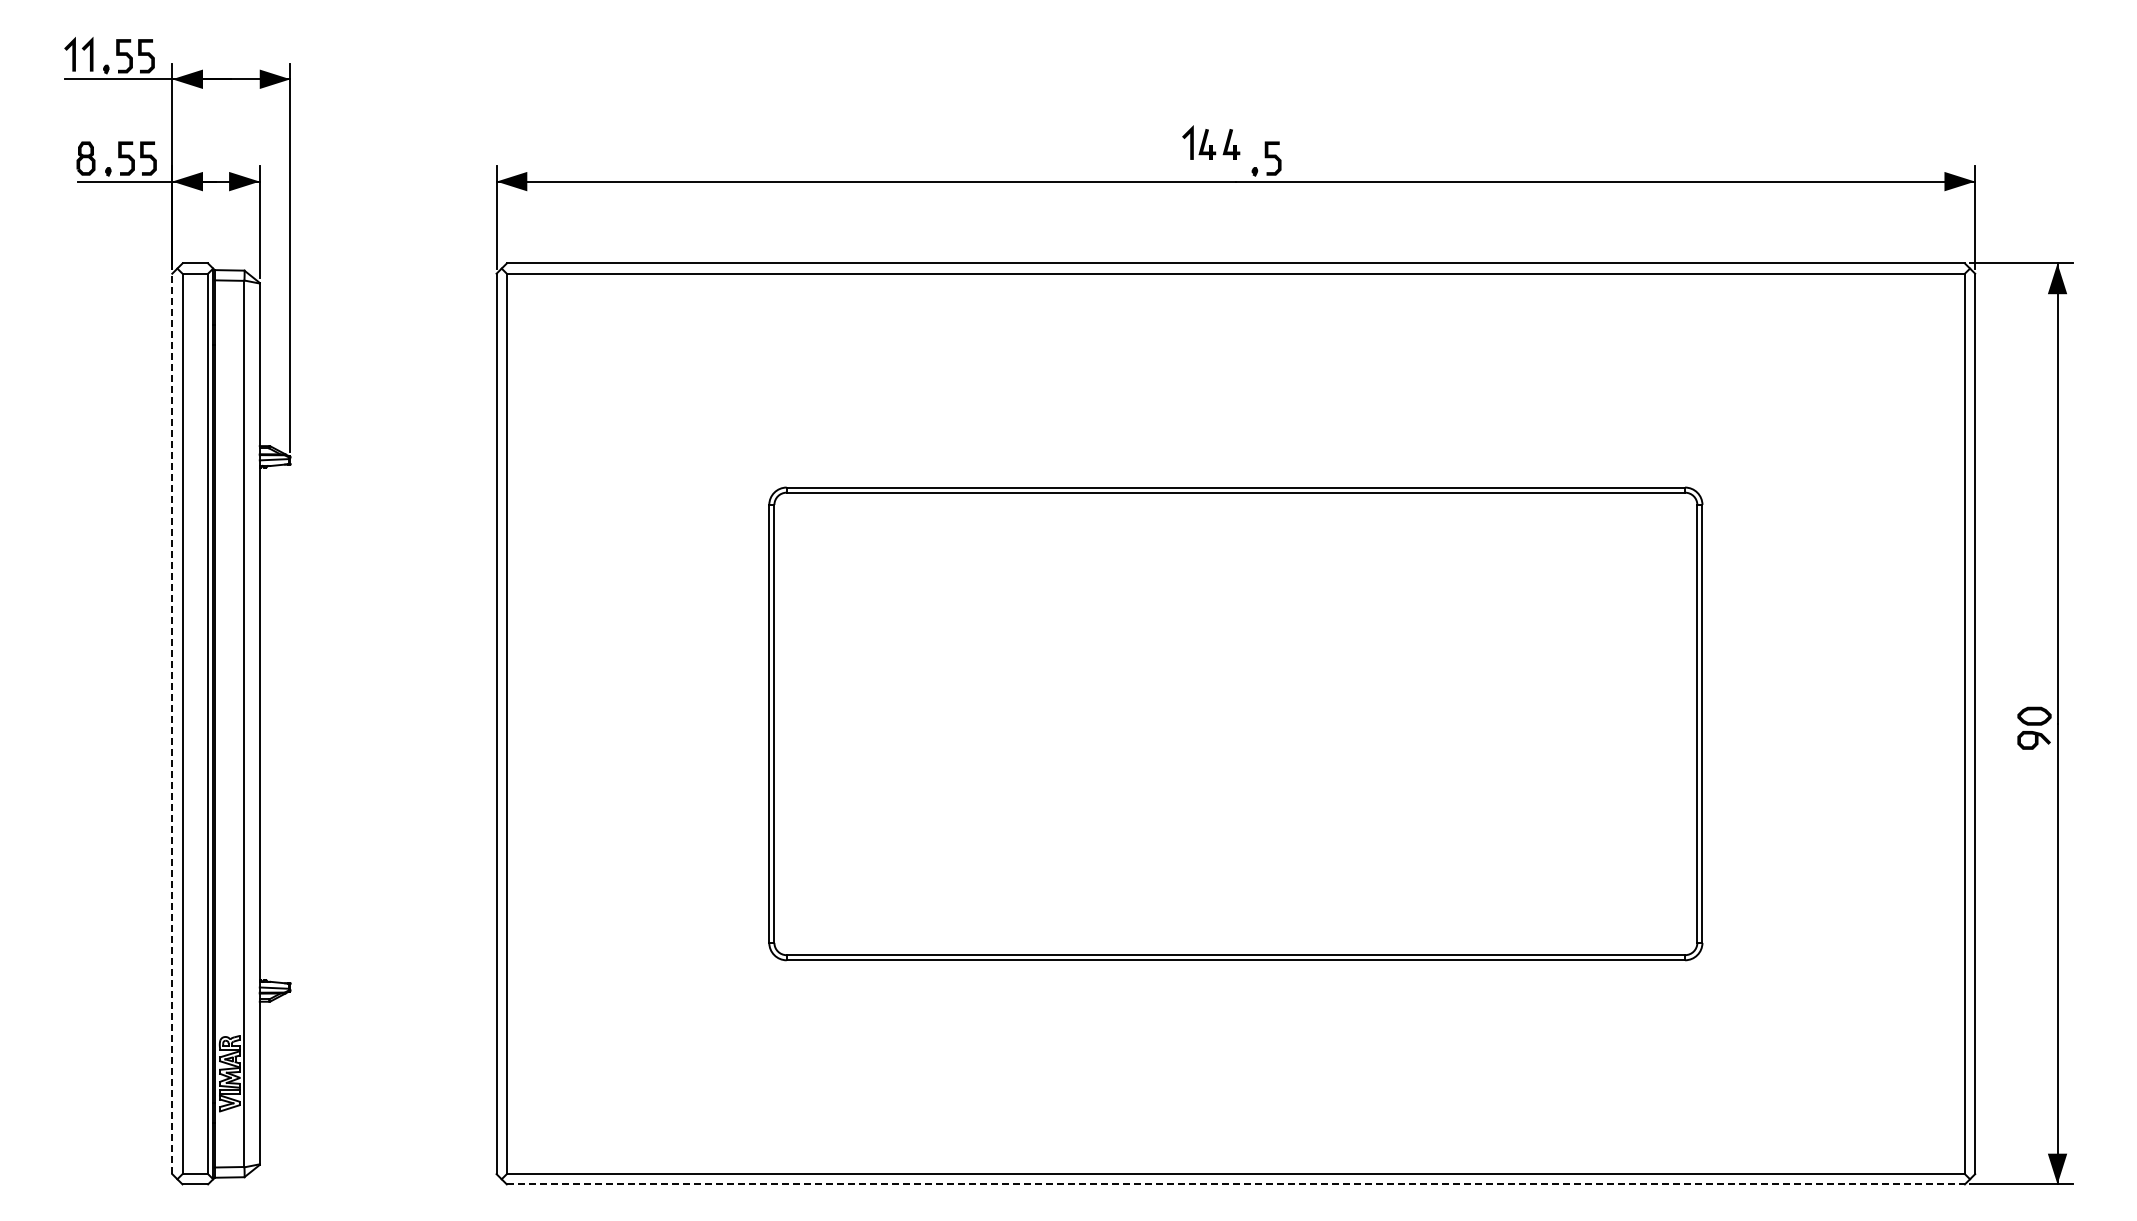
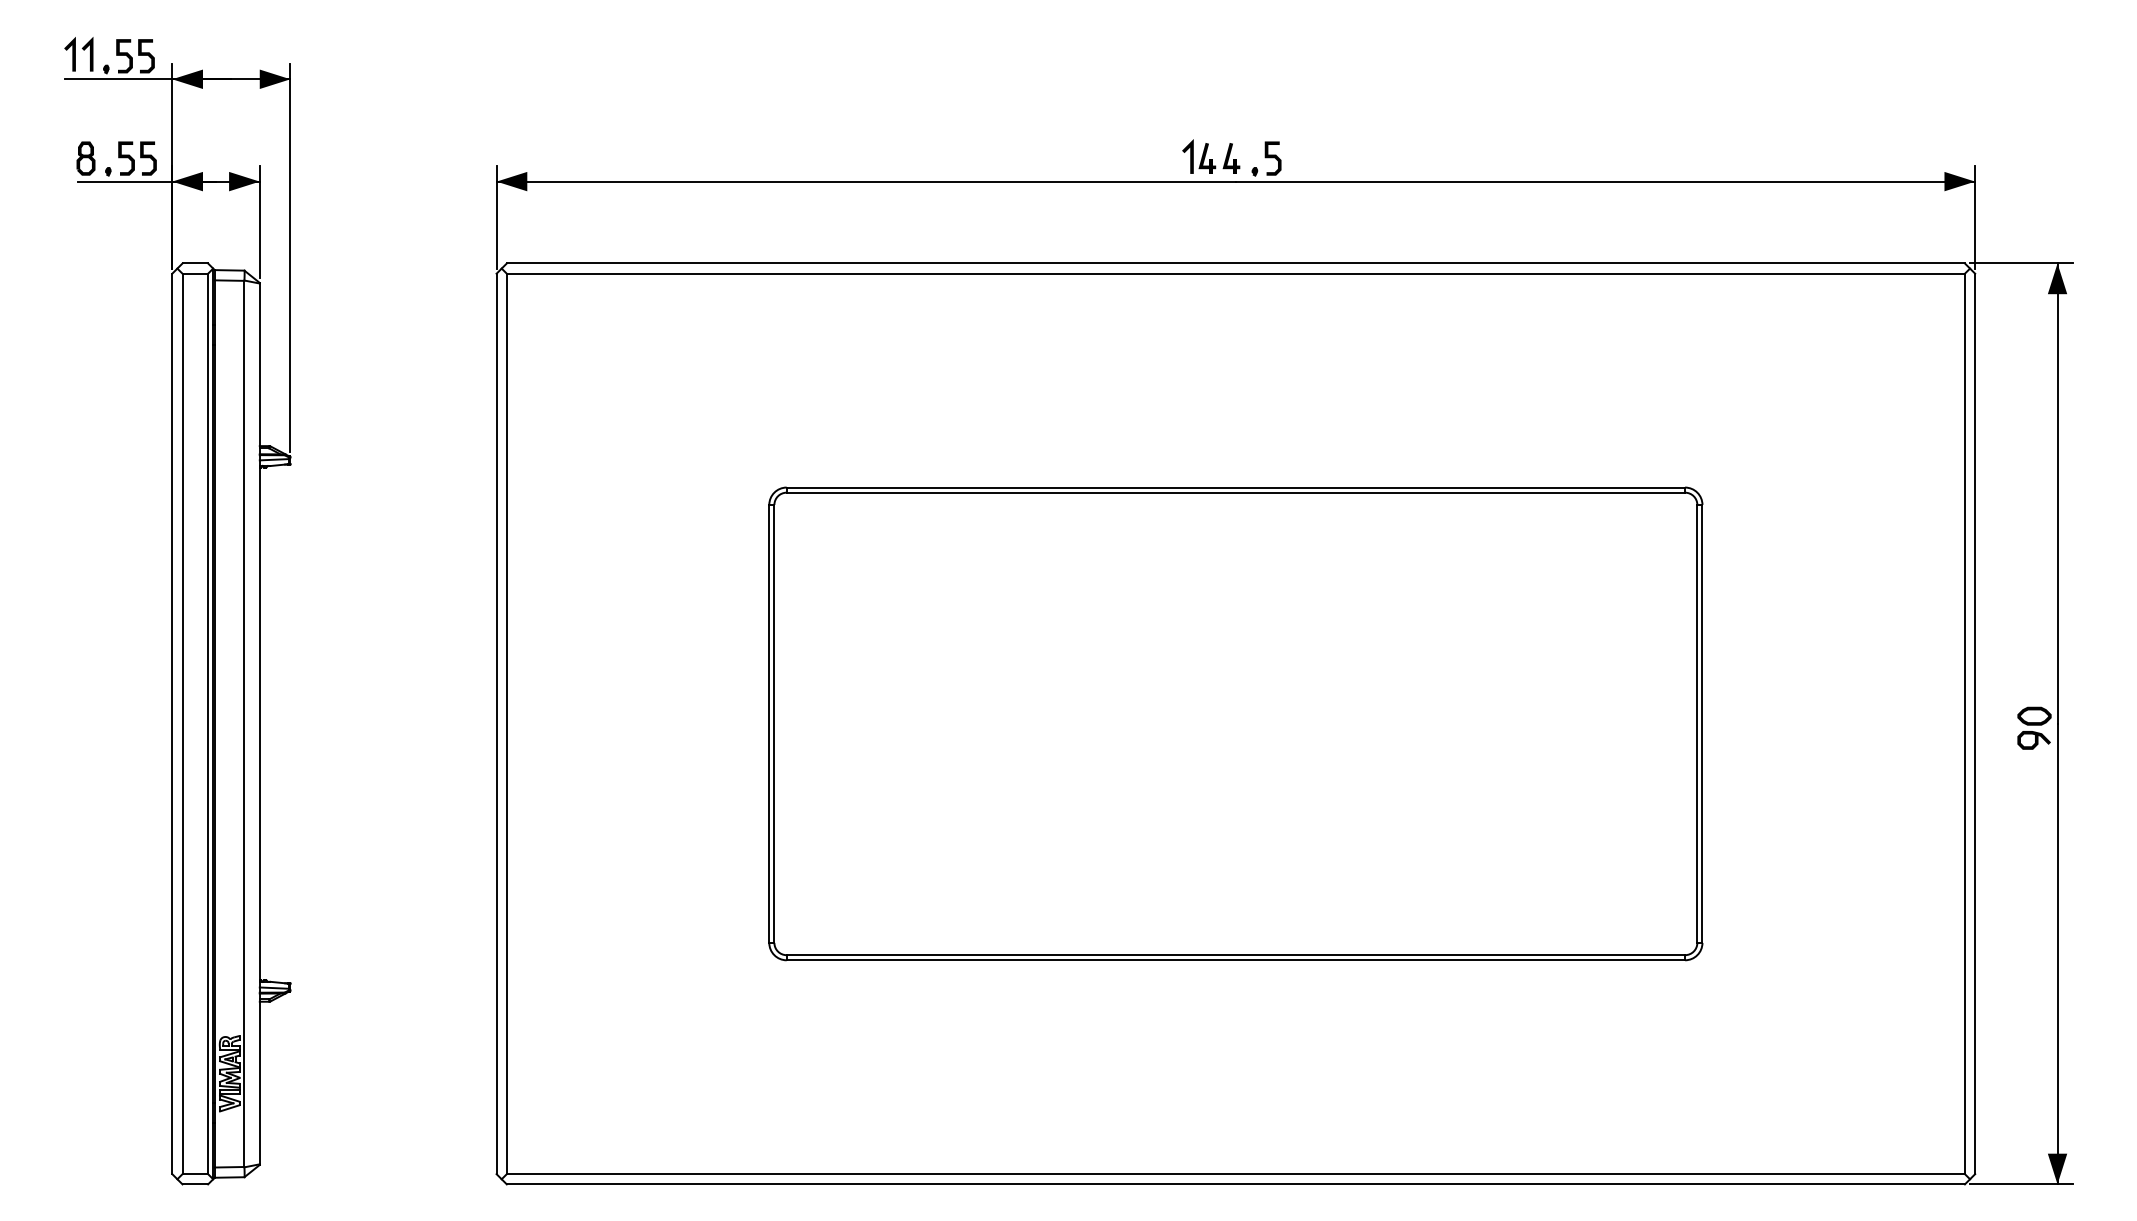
part position: (1211, 142) -> (1211, 156) (1211, 156)
line: dashed -> solid (172, 723)
line: dashed -> solid (1236, 1184)
